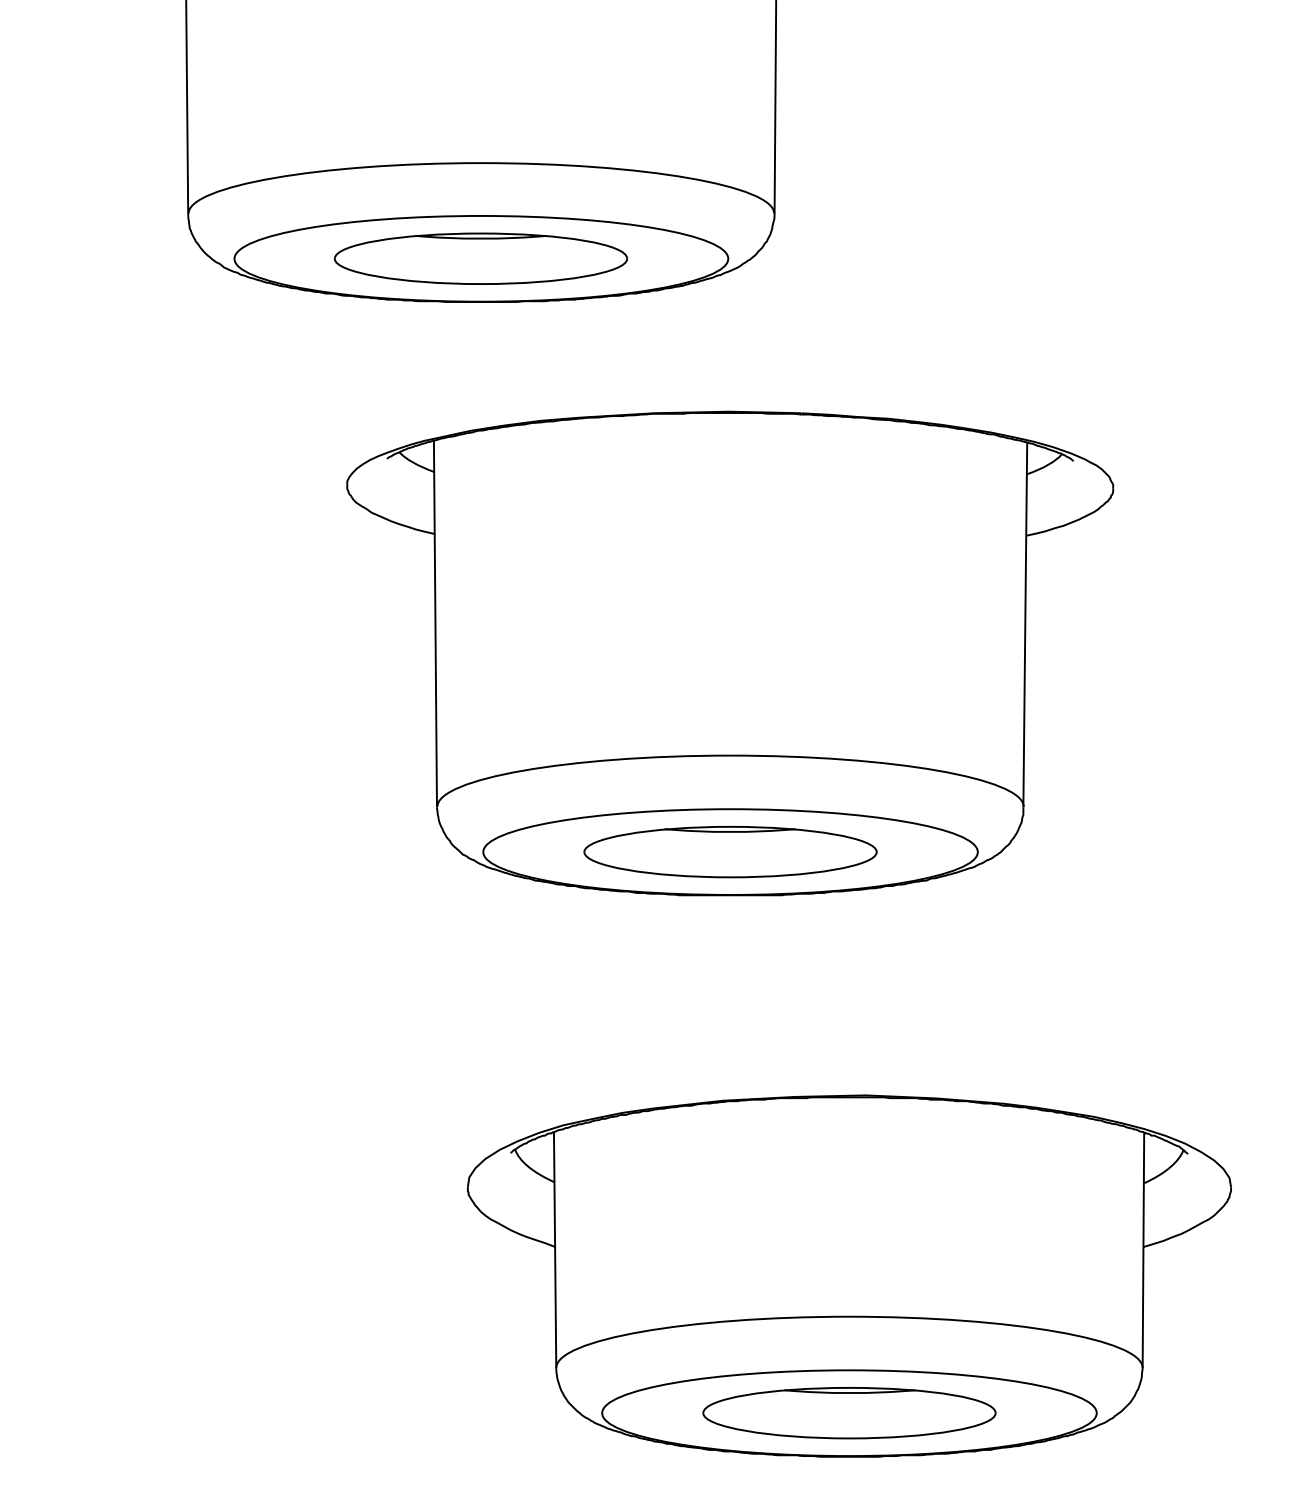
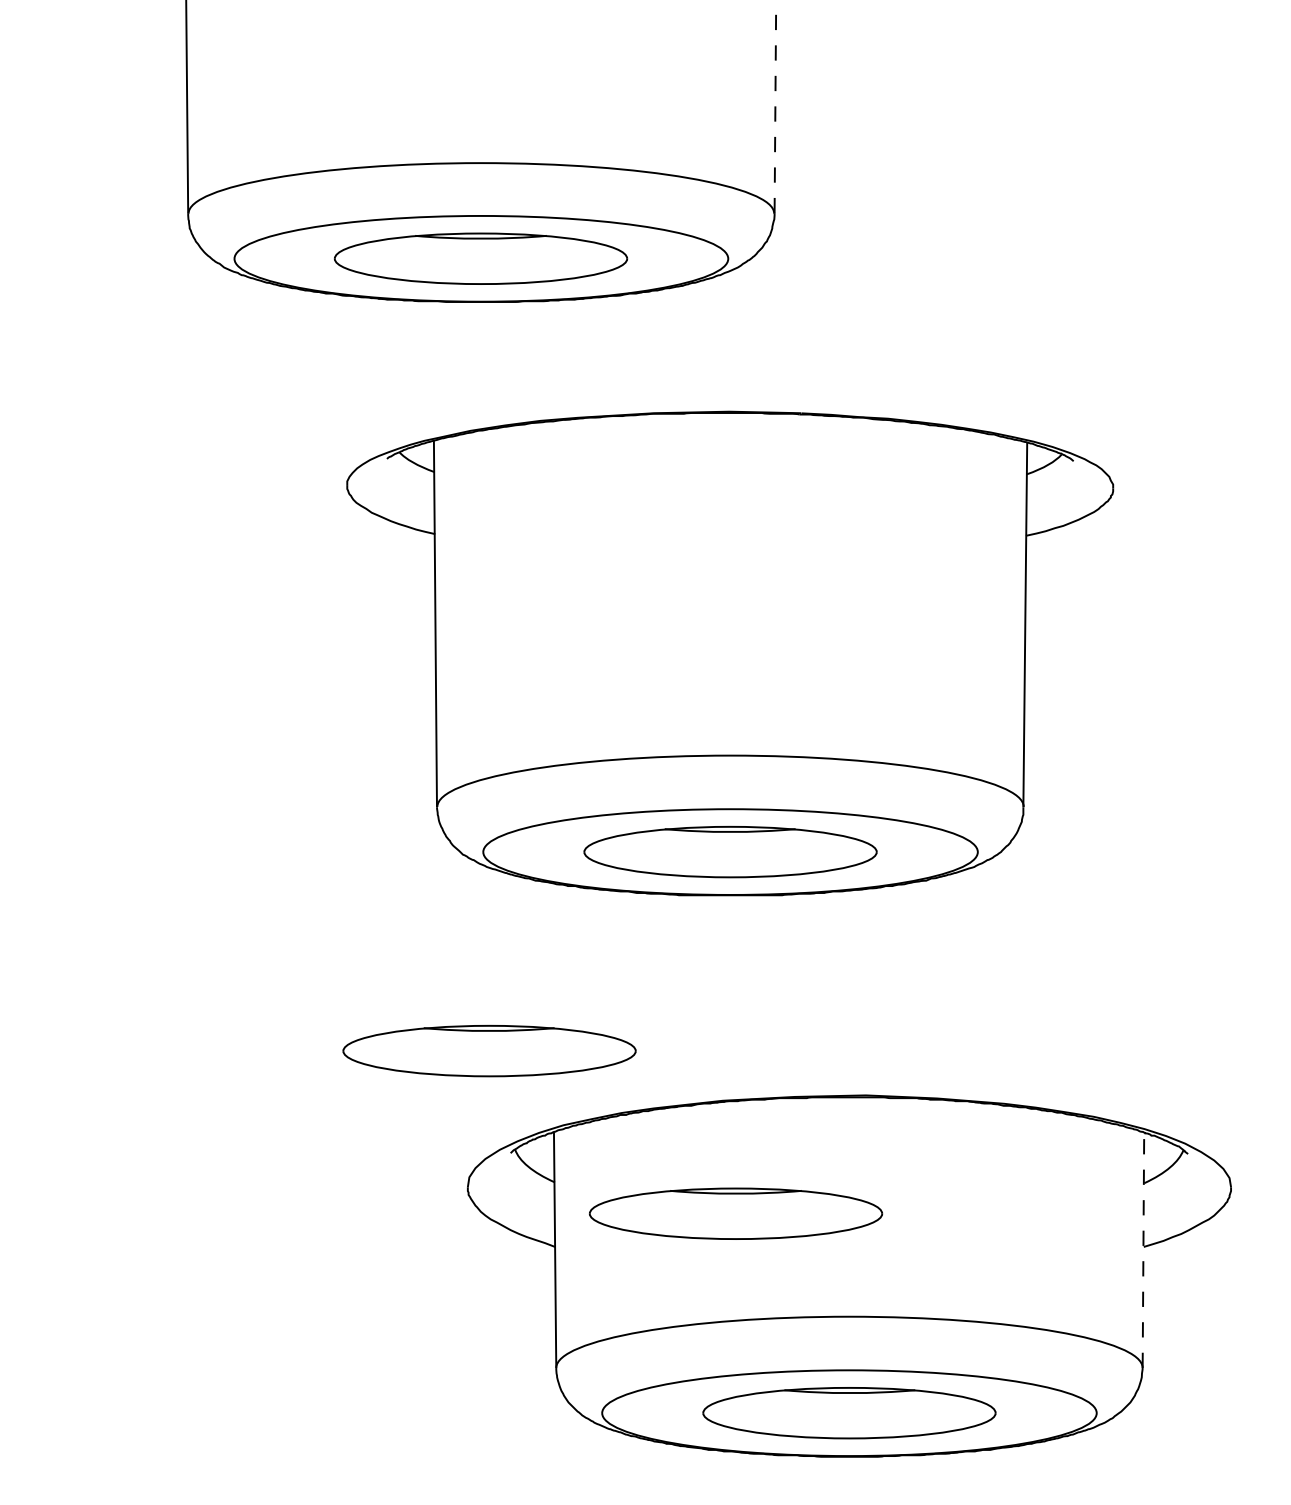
line: solid -> dashed (775, 106)
part: none -> present (489, 1050)
part: none -> present (736, 1213)
line: solid -> dashed (1143, 1250)
